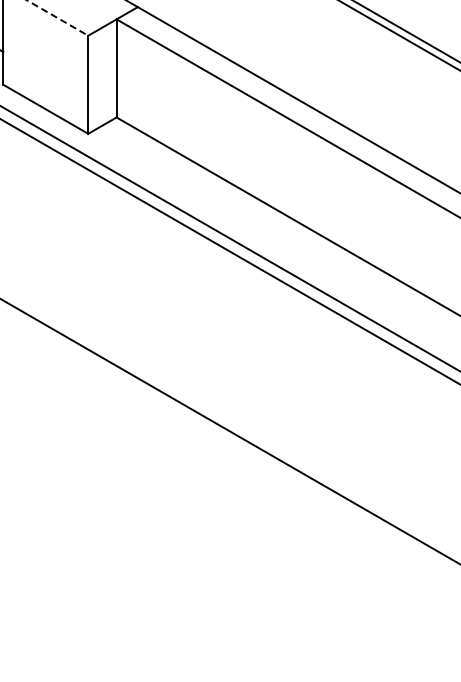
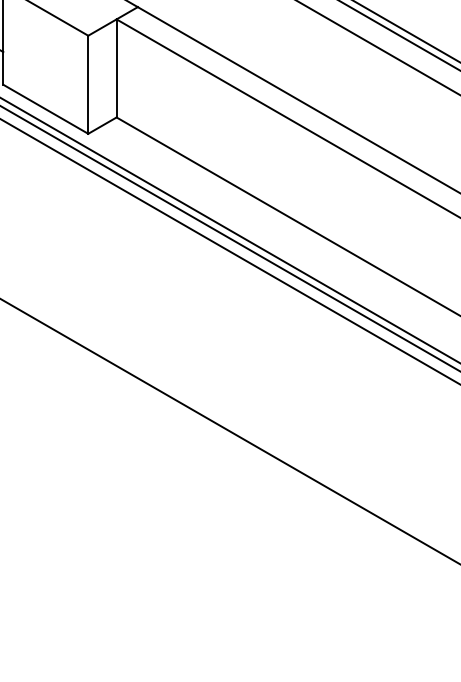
line: dashed -> solid (57, 17)
line: none -> present (378, 47)
line: none -> present (229, 229)
